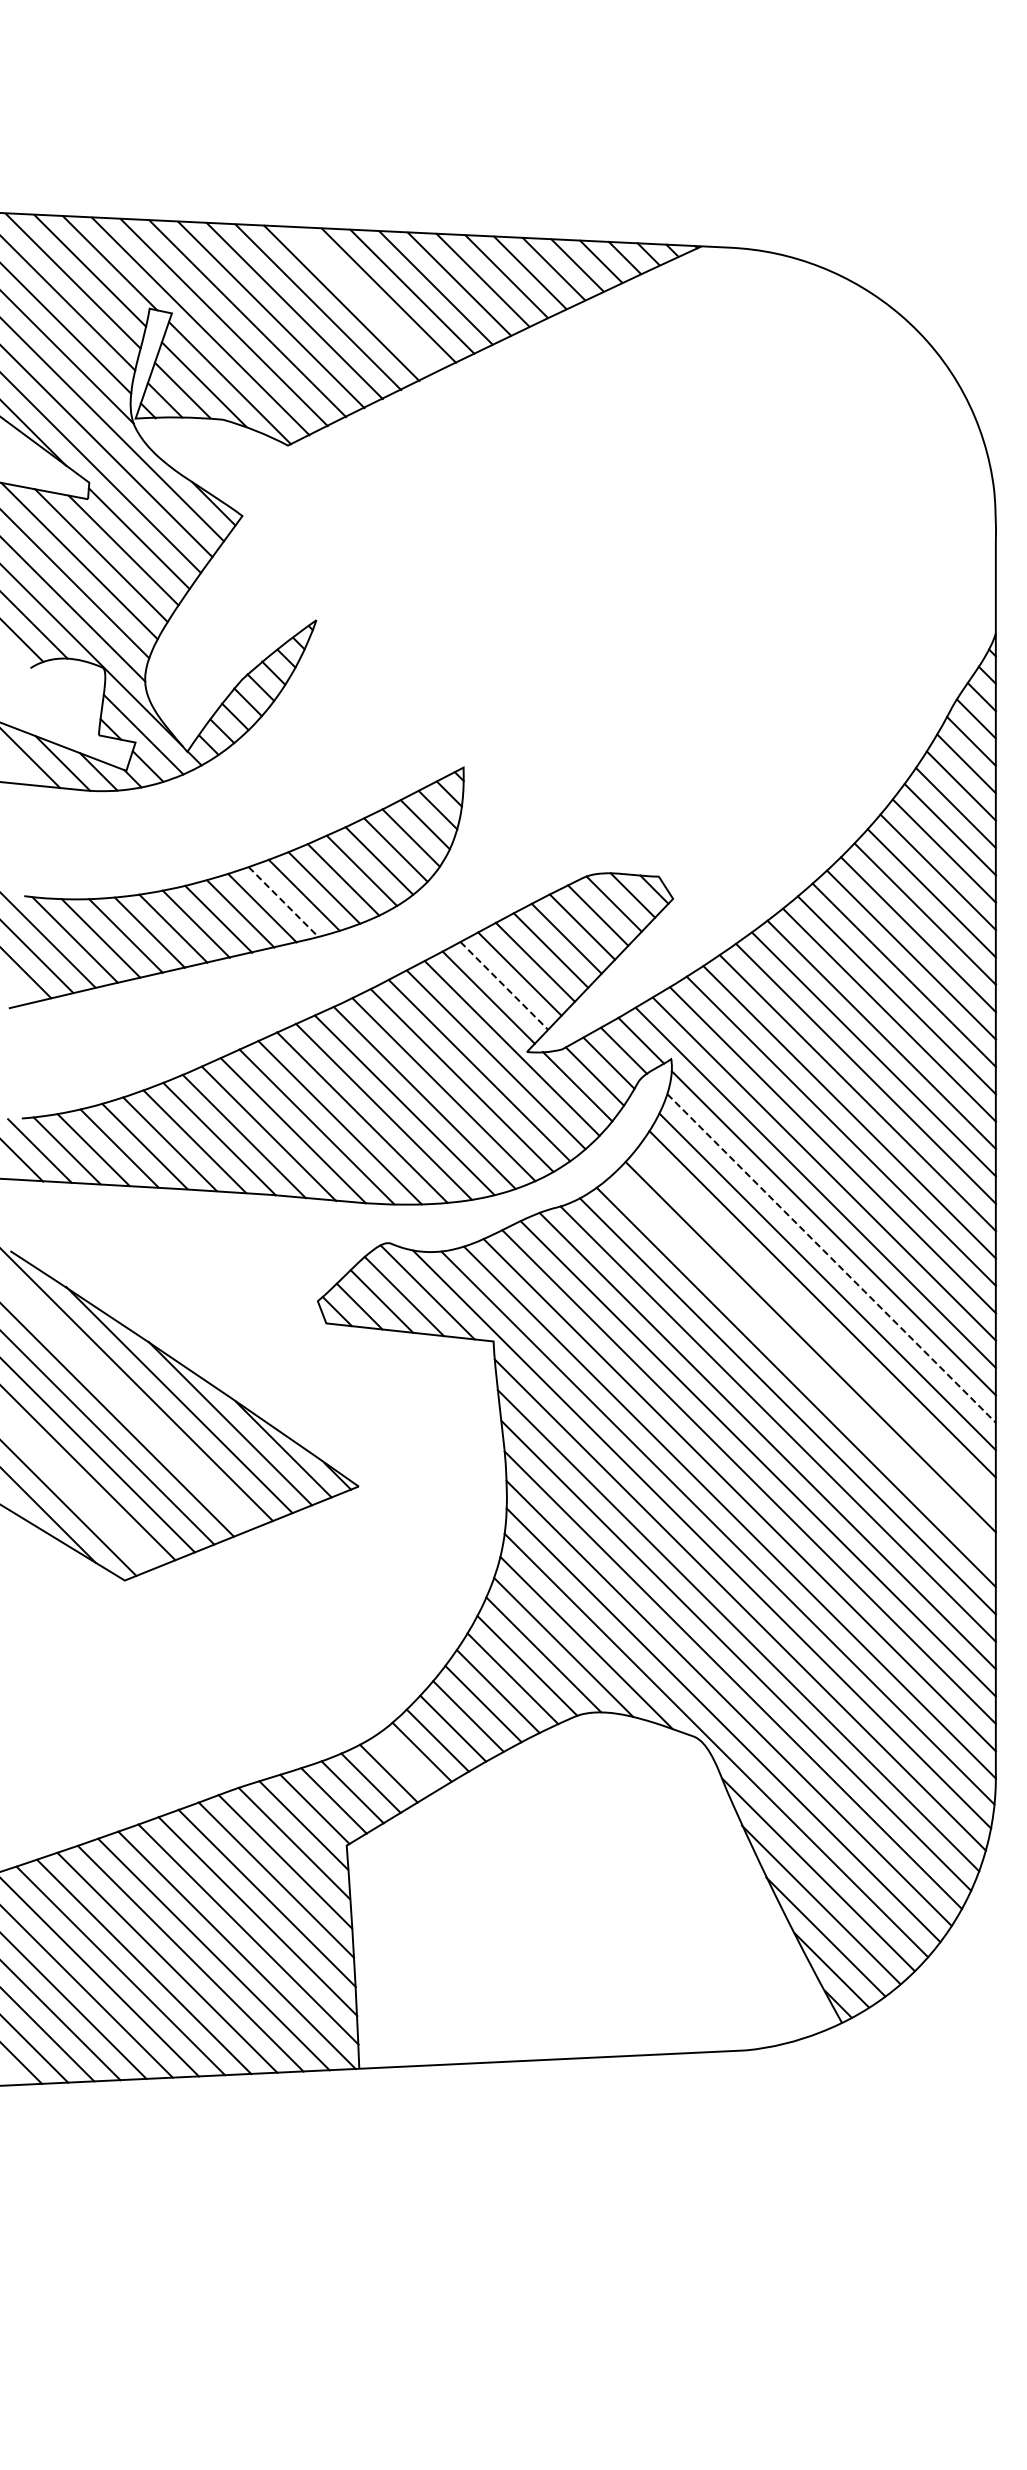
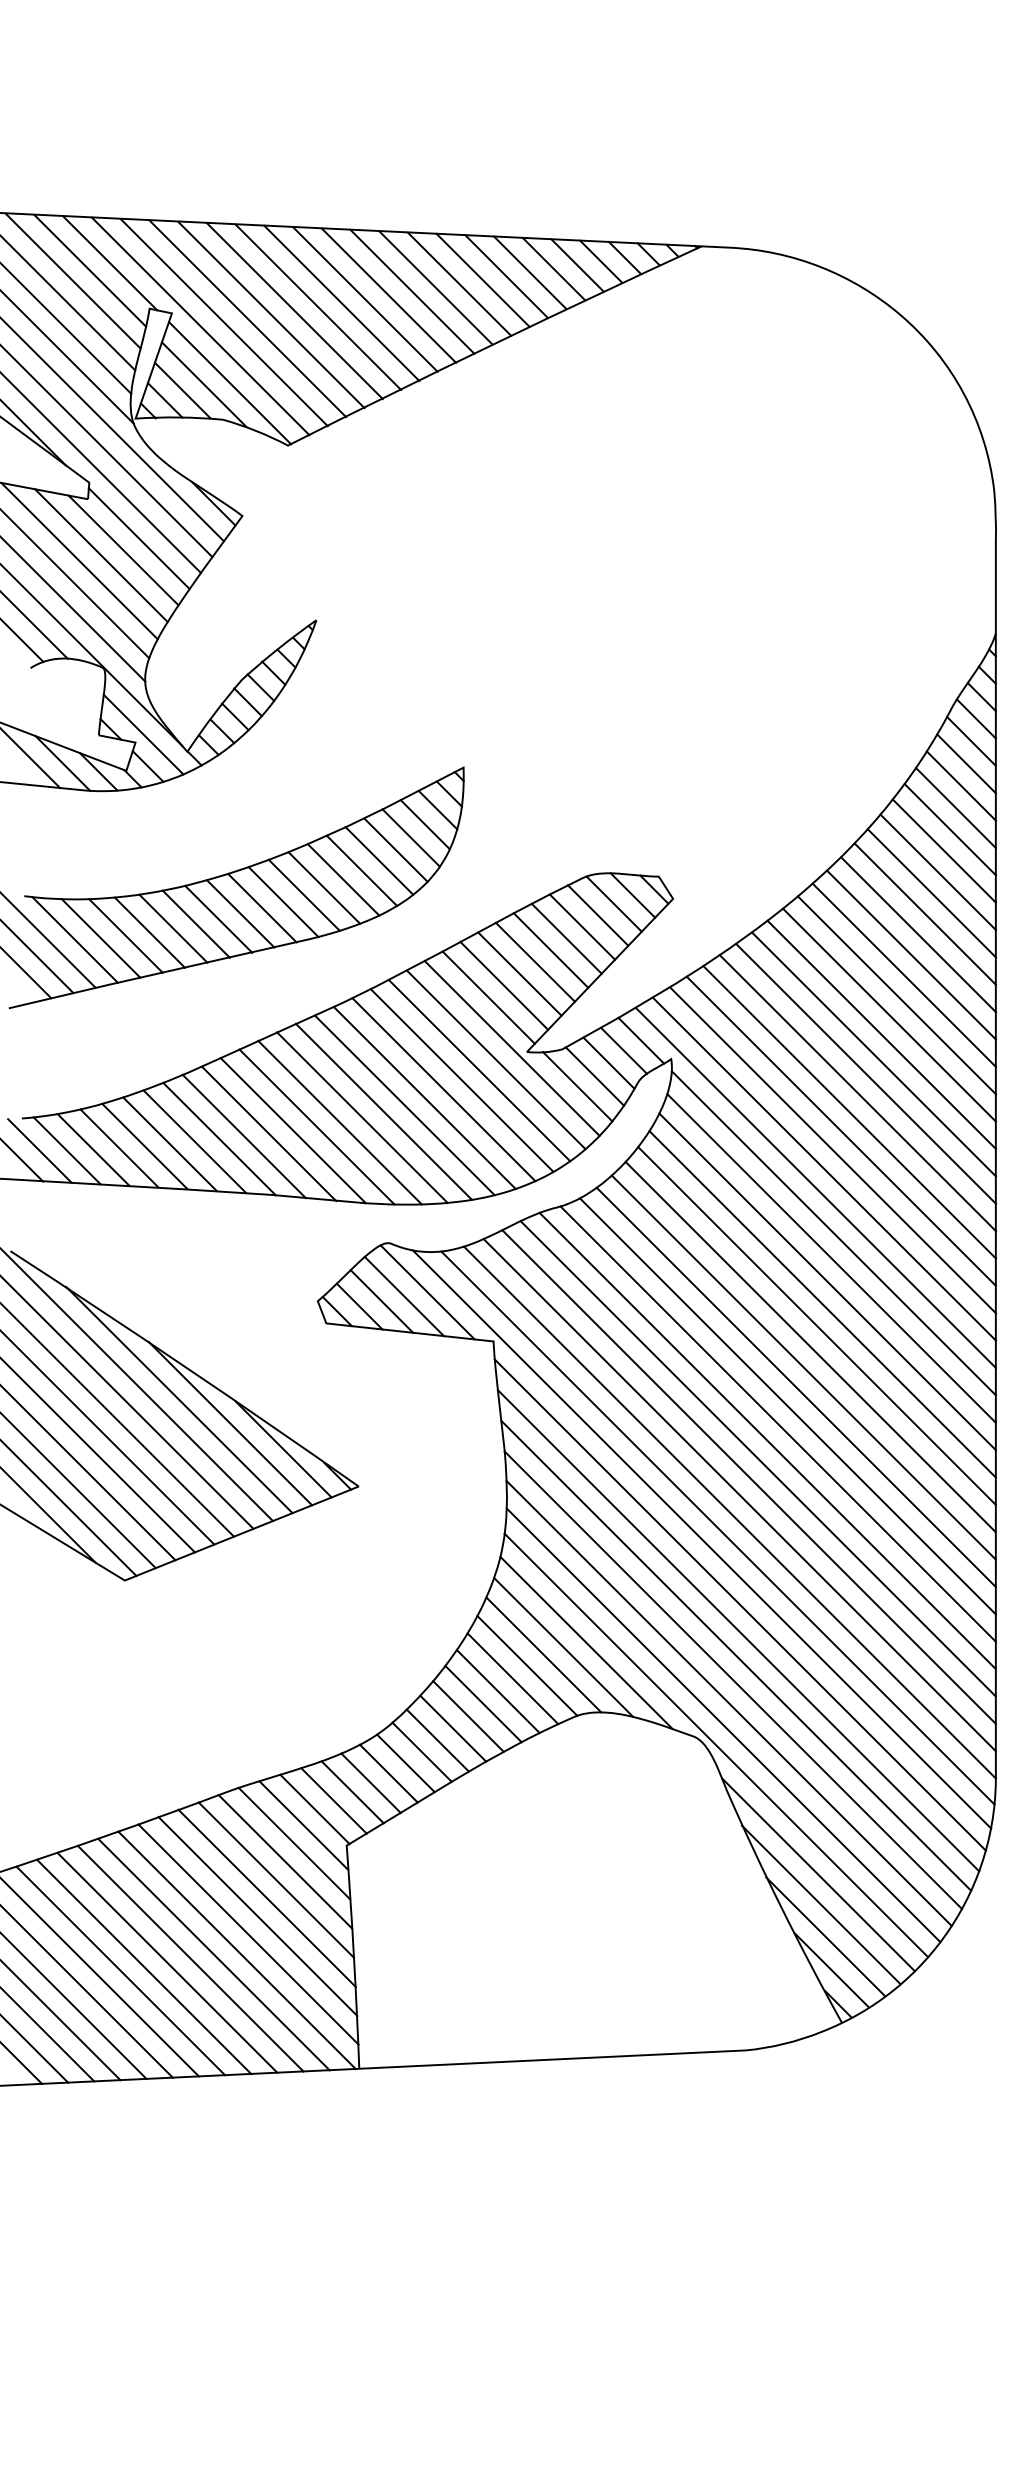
line: none -> present (365, 299)
line: dashed -> solid (283, 902)
line: dashed -> solid (504, 986)
line: dashed -> solid (831, 1258)
line: none -> present (816, 1325)
line: none -> present (803, 1367)
line: none -> present (127, 1402)
line: none -> present (78, 1491)
line: none -> present (405, 1763)
